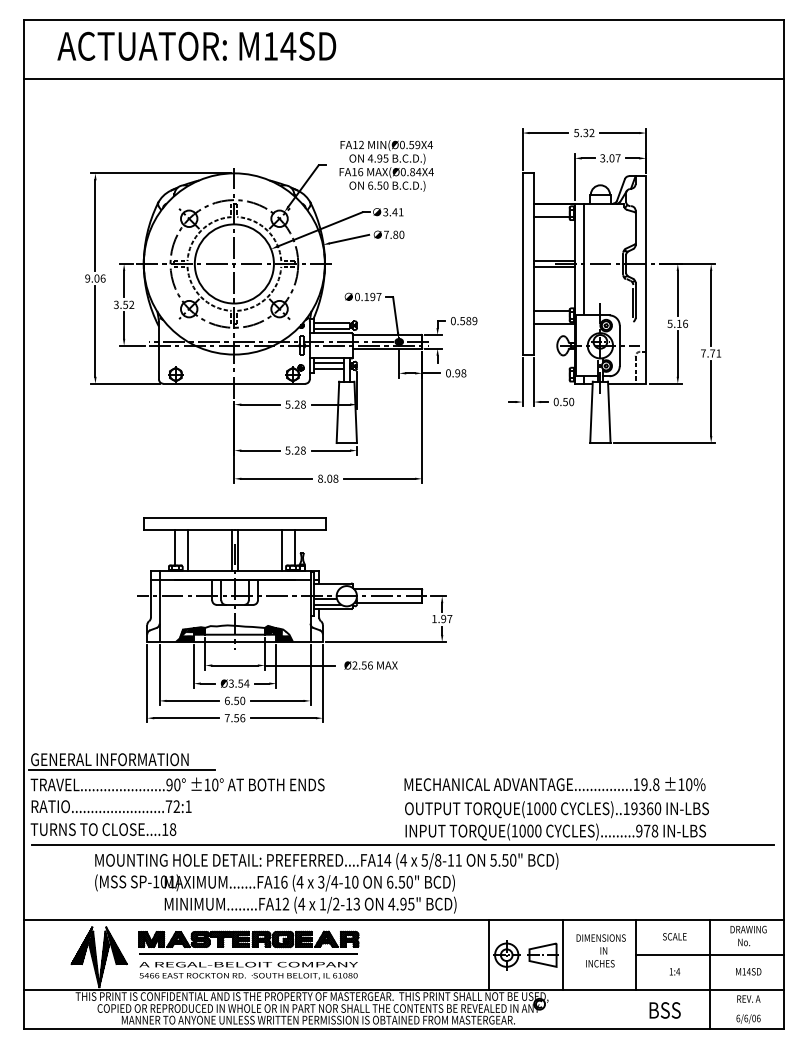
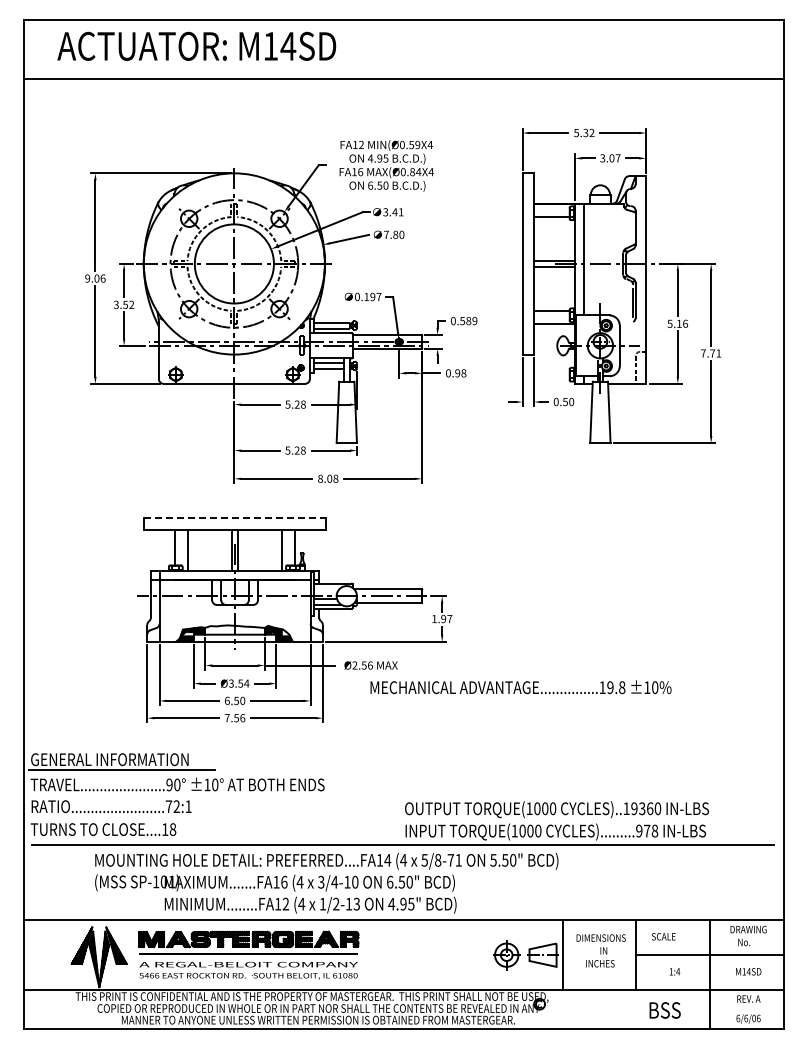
line: solid -> dashed (235, 518)
text position: (554, 784) -> (520, 687) (520, 687)
text: 5/8-11 -> 5/8-71 (450, 860)
text position: (674, 936) -> (663, 936) (663, 936)
line: present -> none (488, 955)
